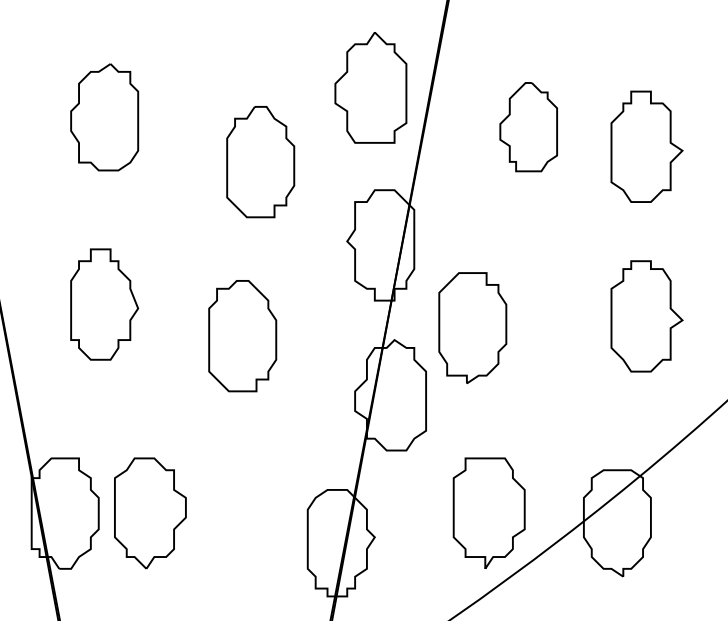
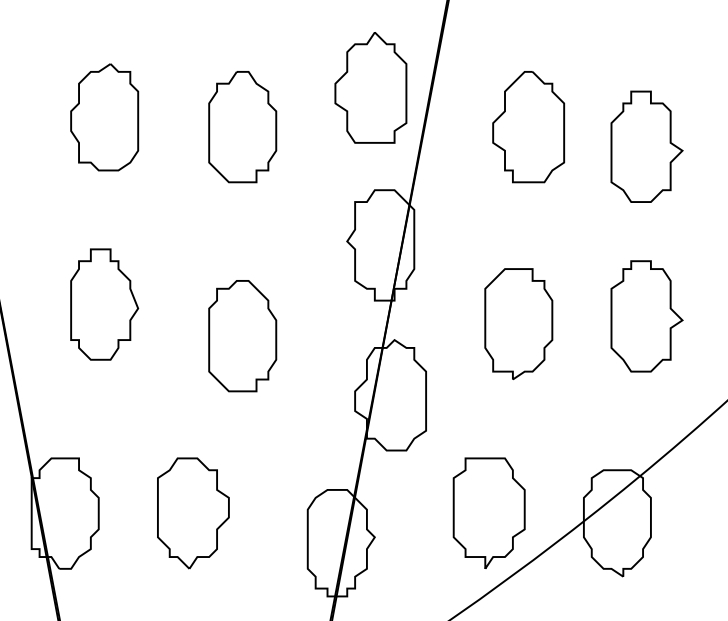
part size: 59x91 px -> 74x113 px (528, 127)
part position: (260, 162) -> (242, 127) (242, 127)
part position: (472, 327) -> (518, 323) (518, 323)
part position: (150, 513) -> (193, 513) (193, 513)
